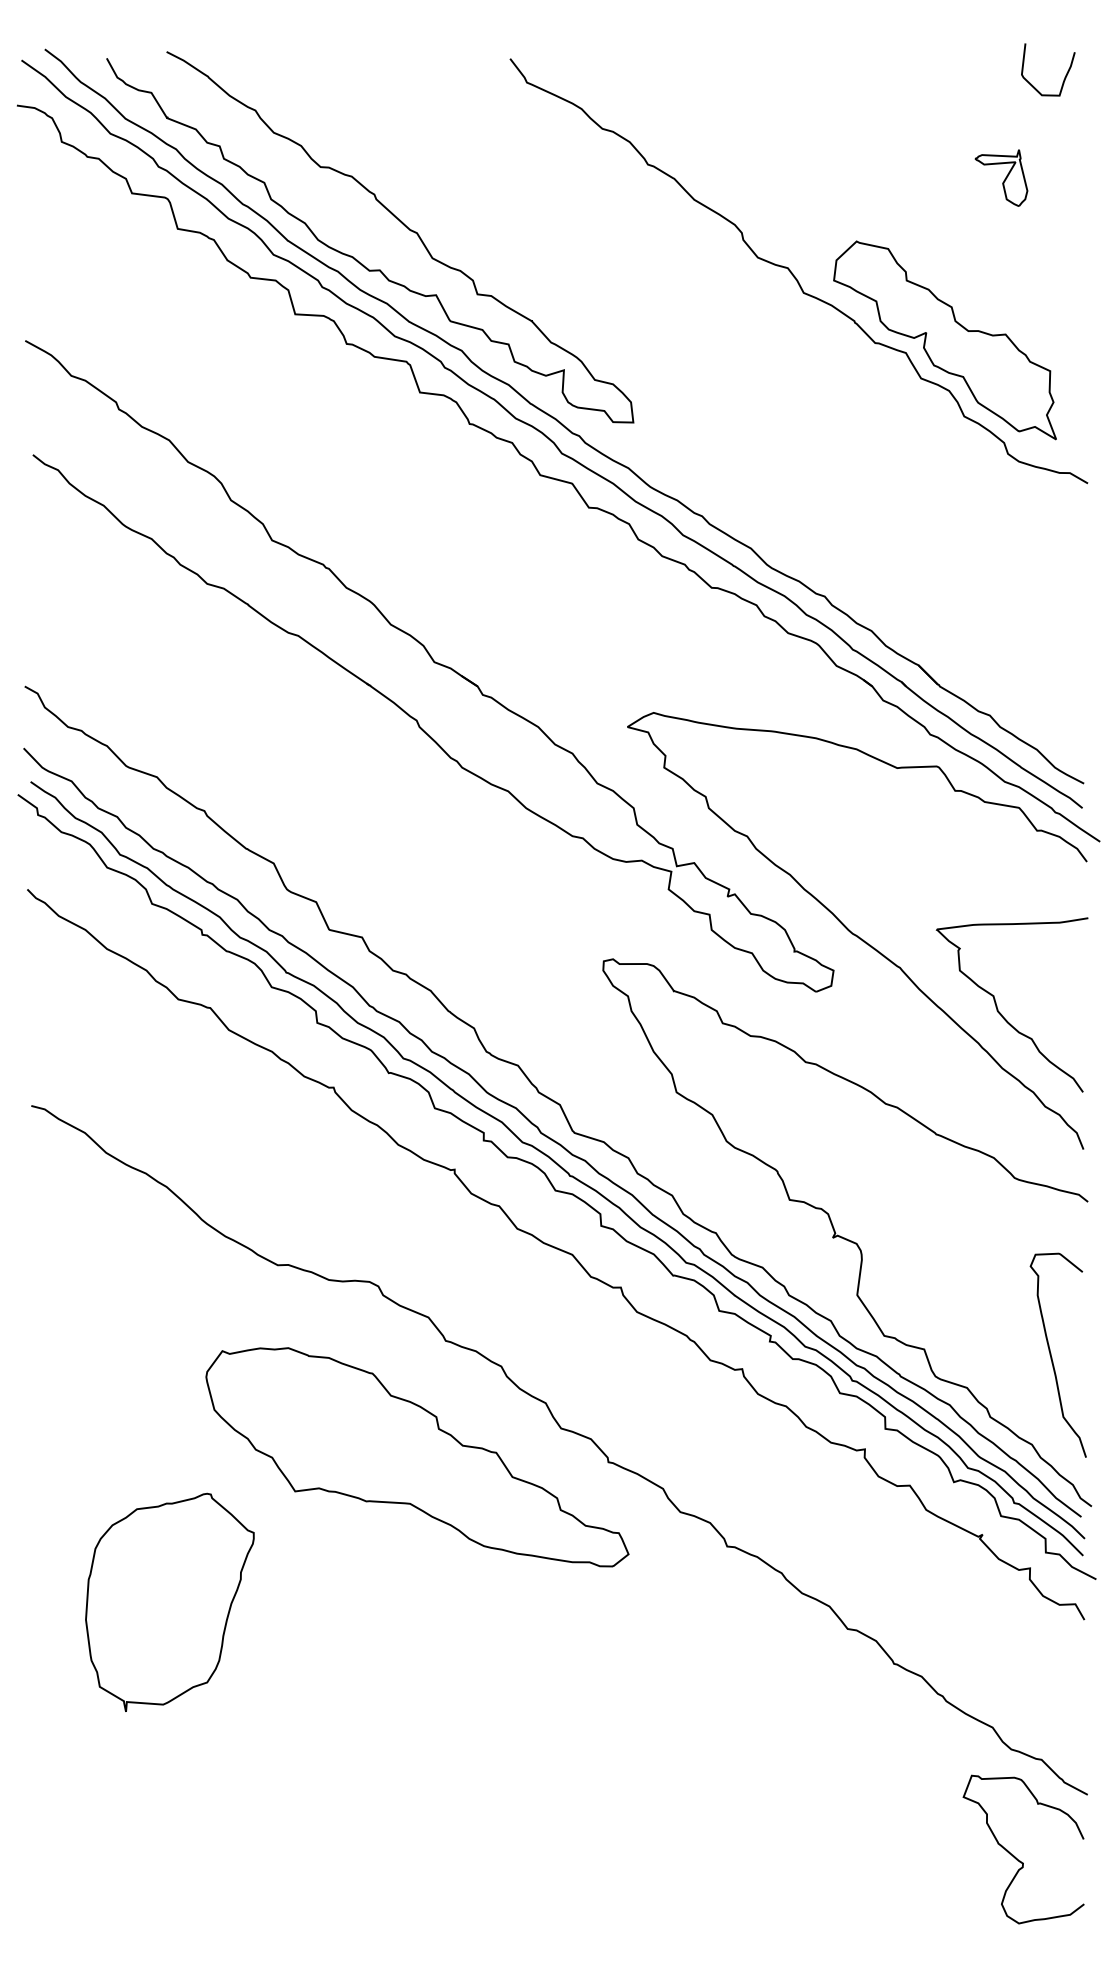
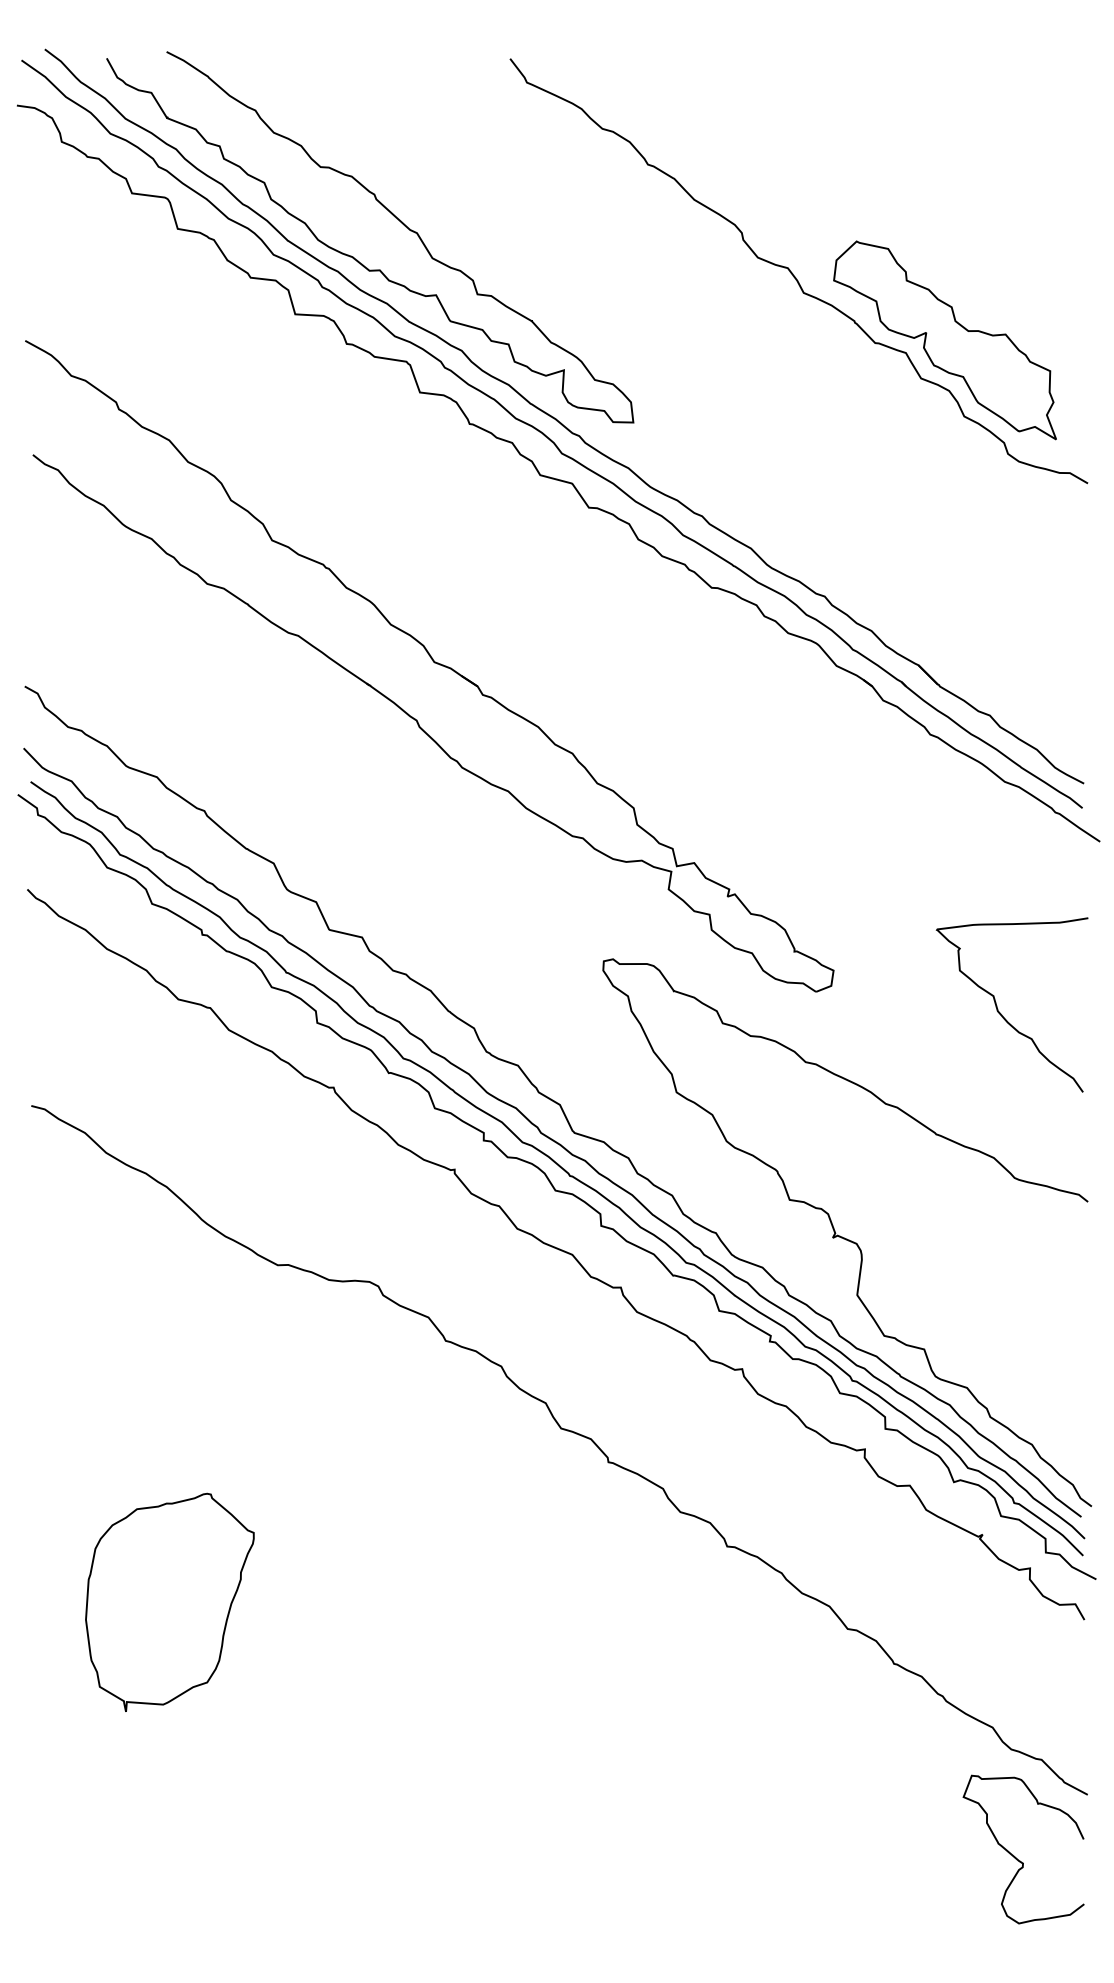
curve: present -> none (1064, 77)
part: present -> none (1001, 177)
curve: present -> none (856, 934)
curve: present -> none (1052, 1357)
part: present -> none (417, 1457)
